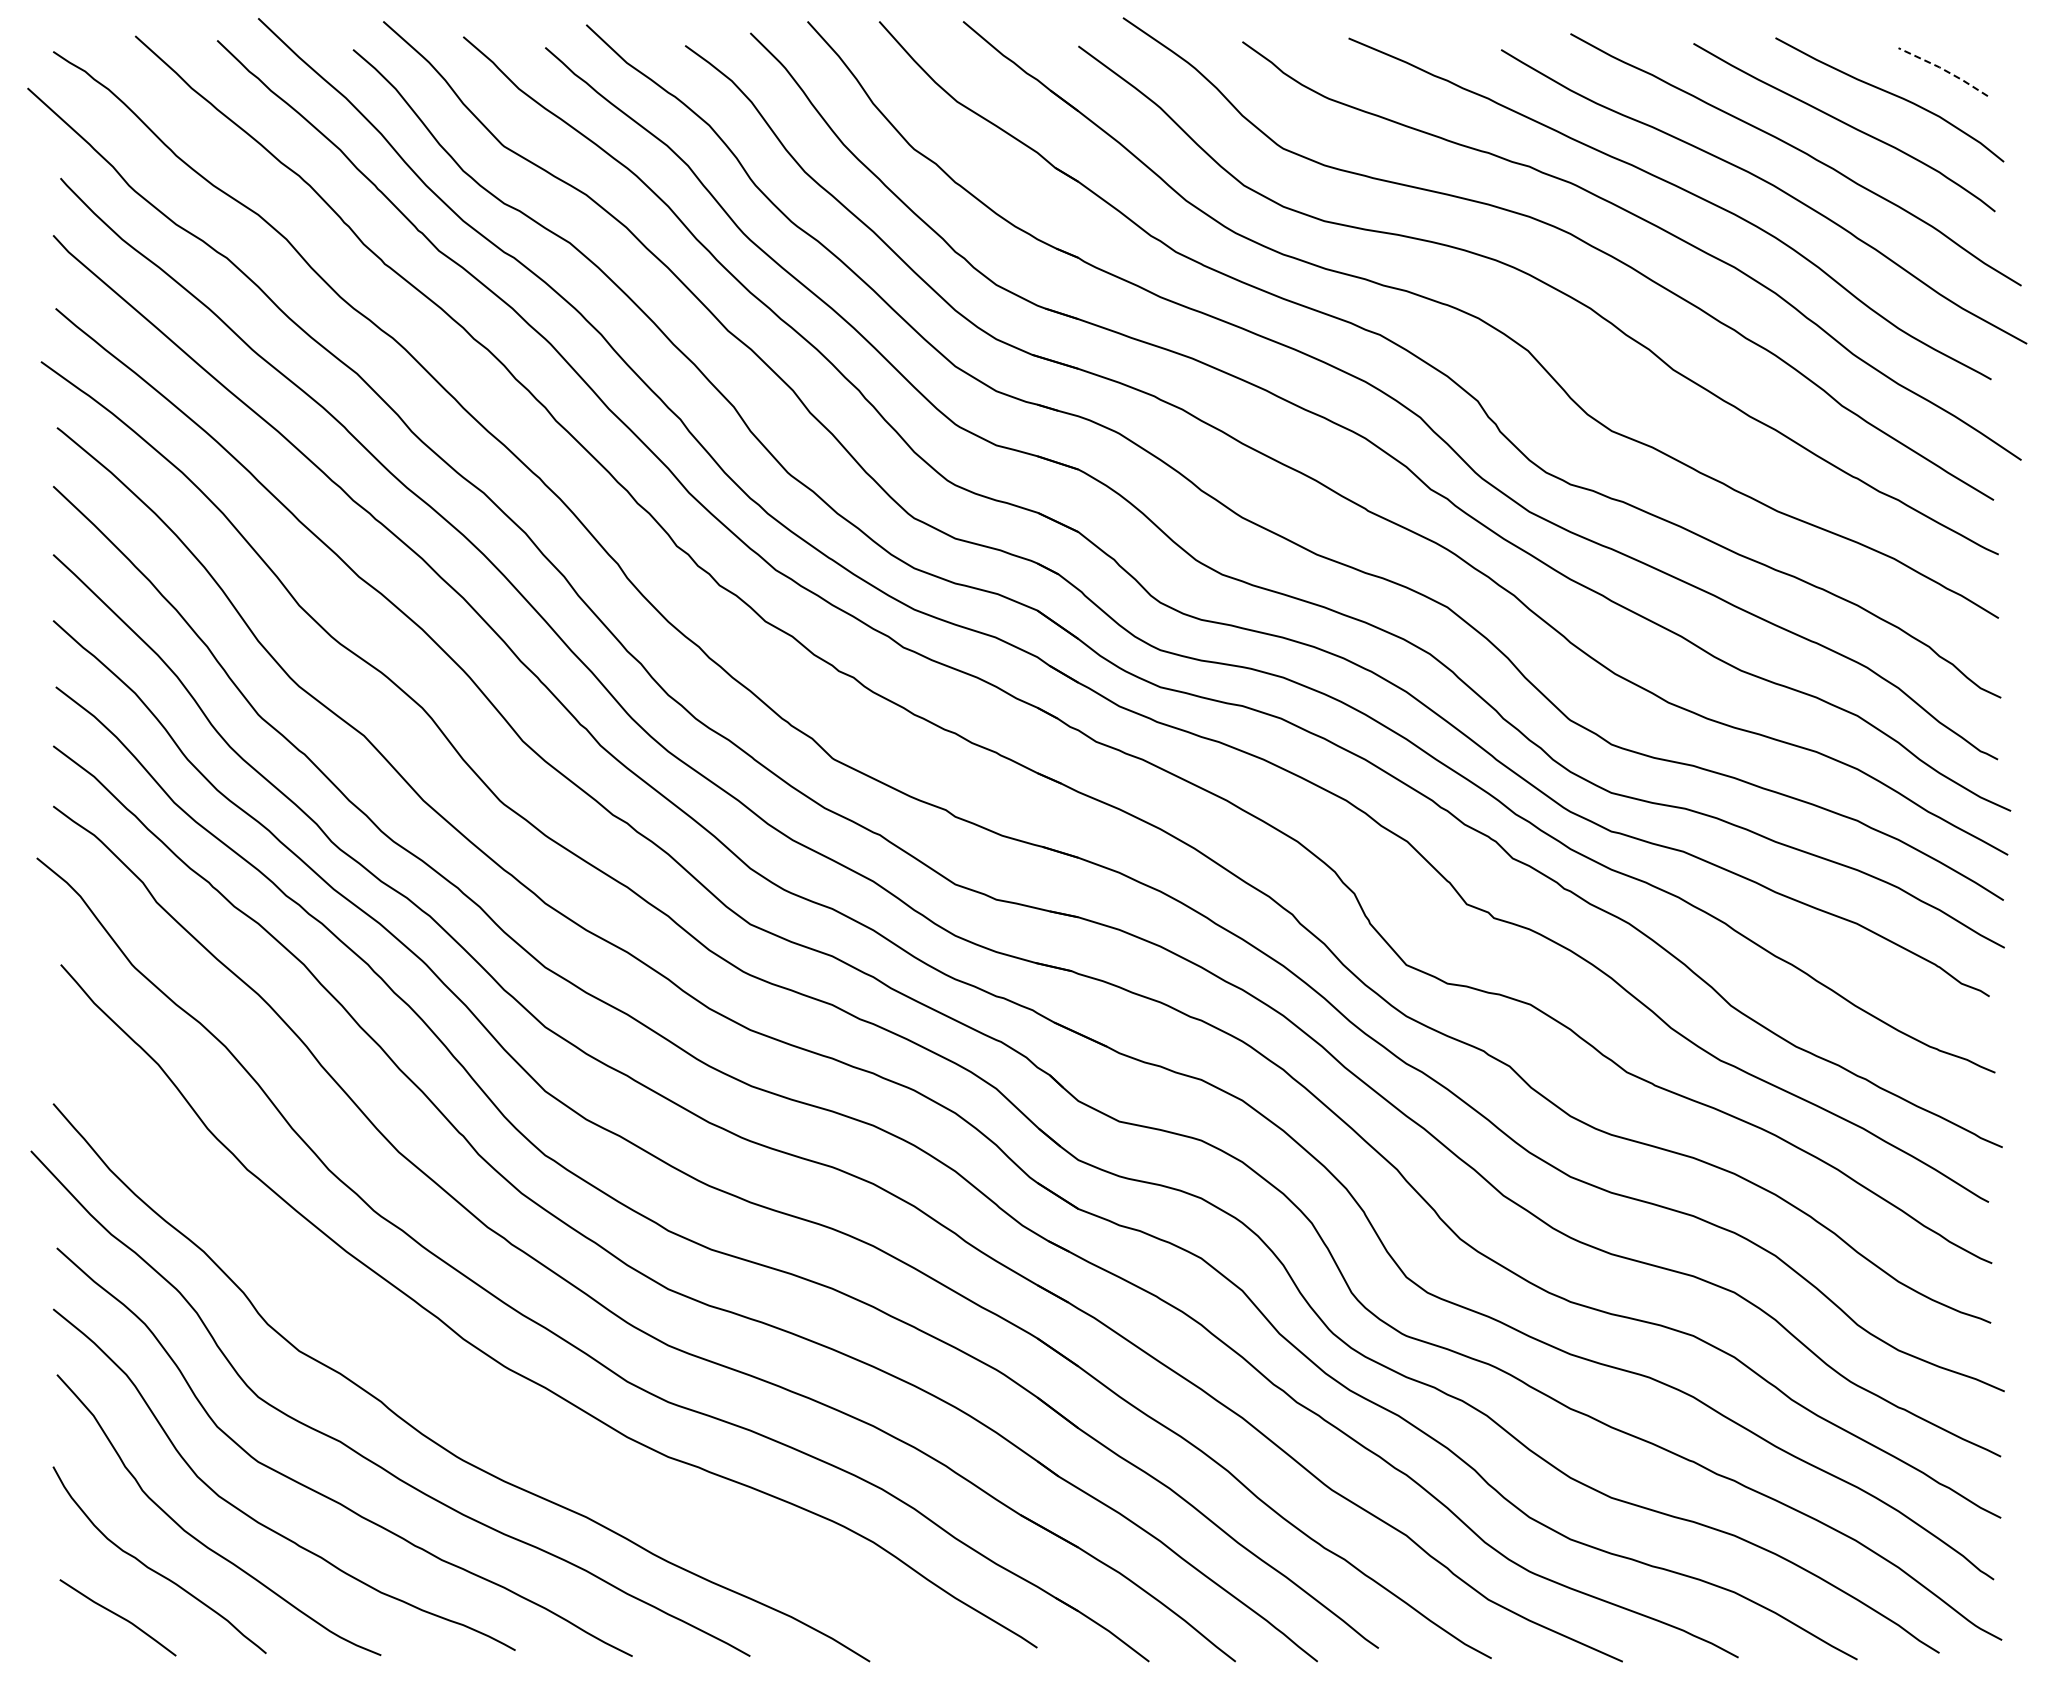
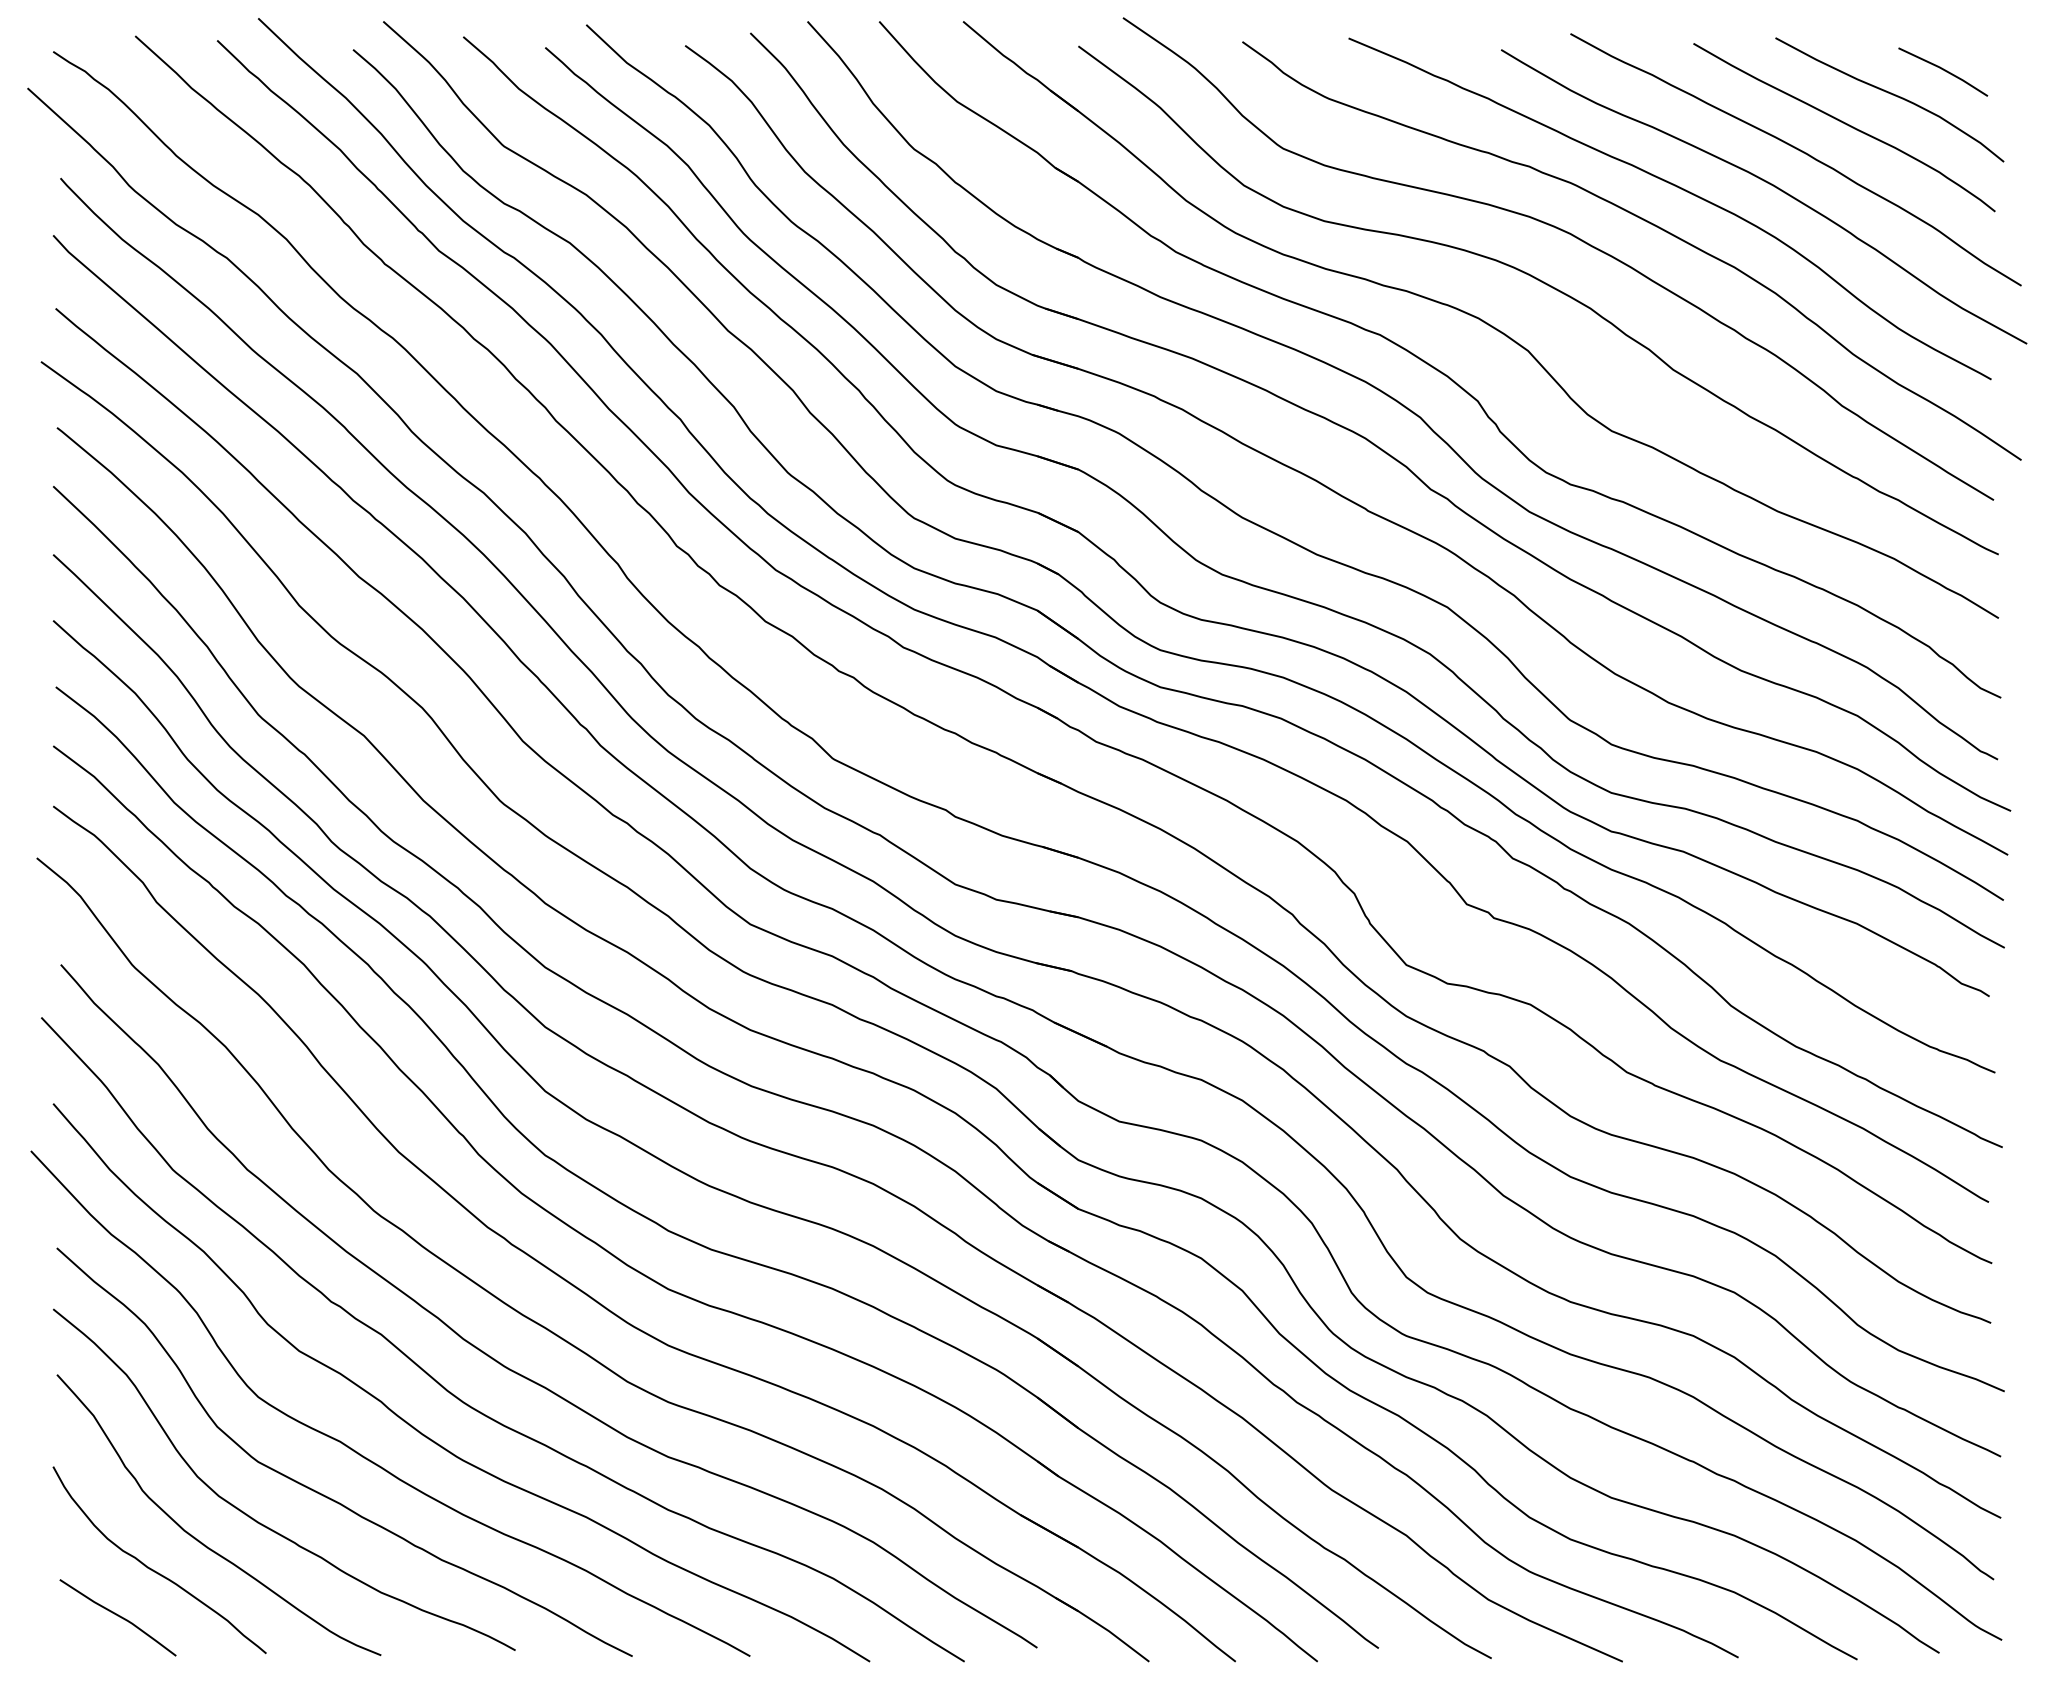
line: dashed -> solid (1943, 69)
curve: none -> present (457, 1396)
